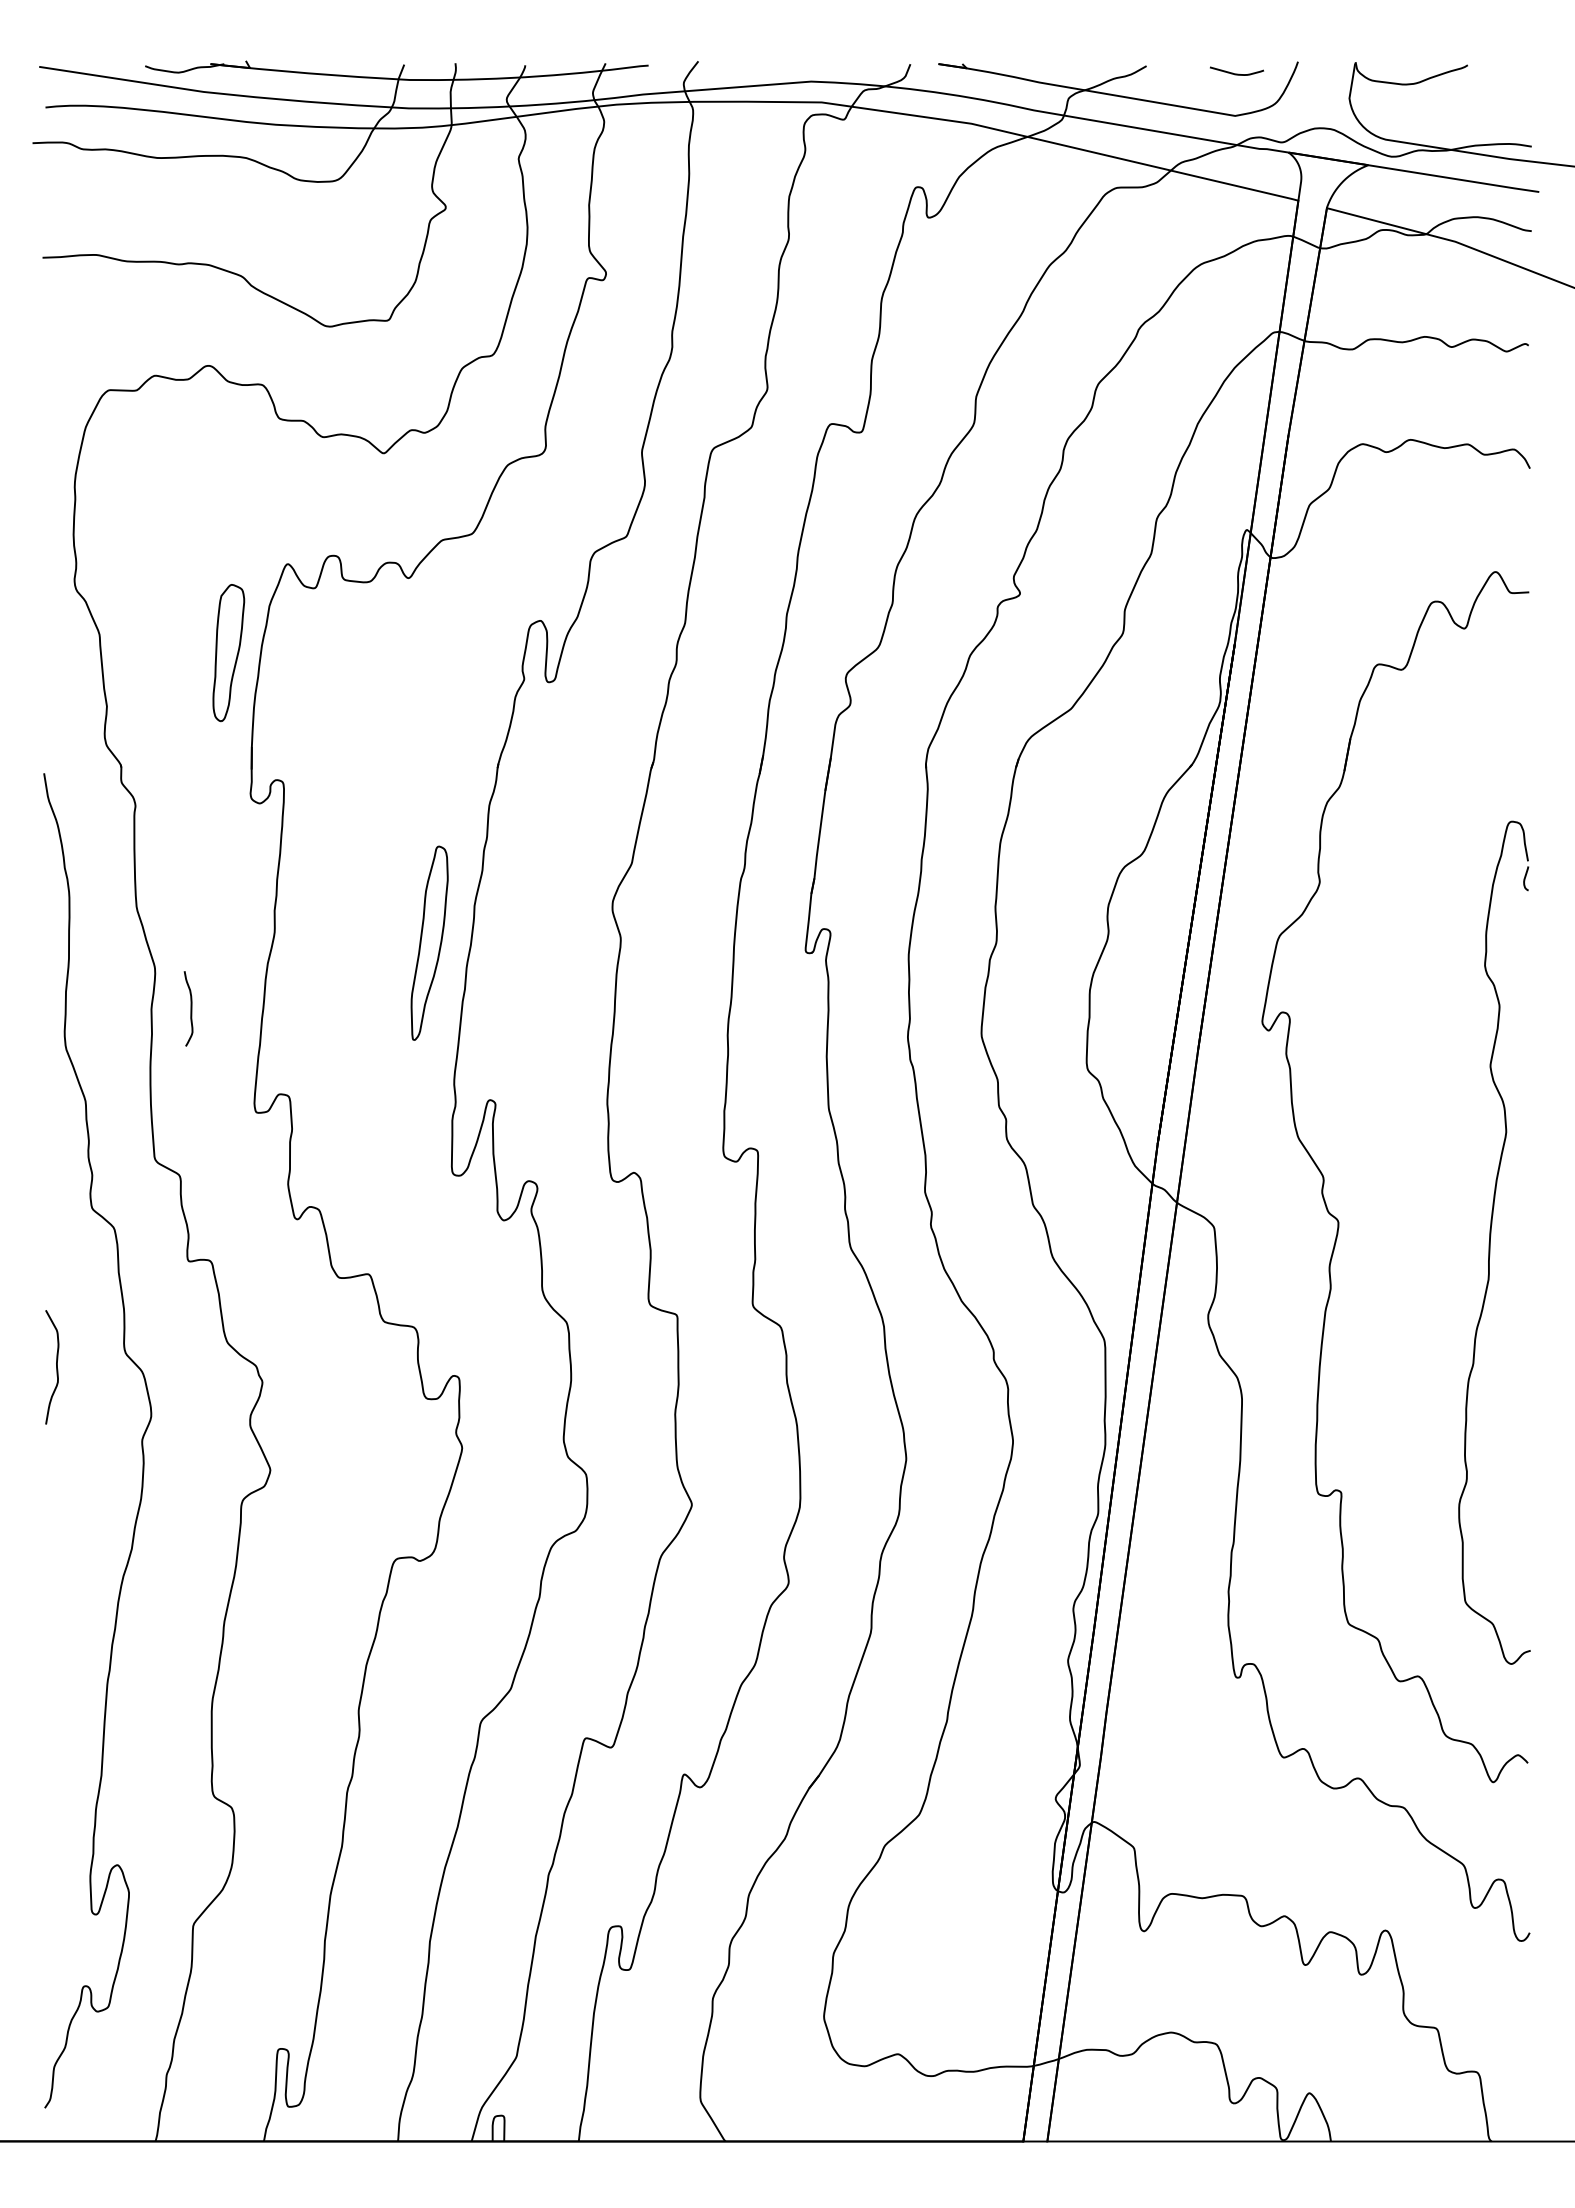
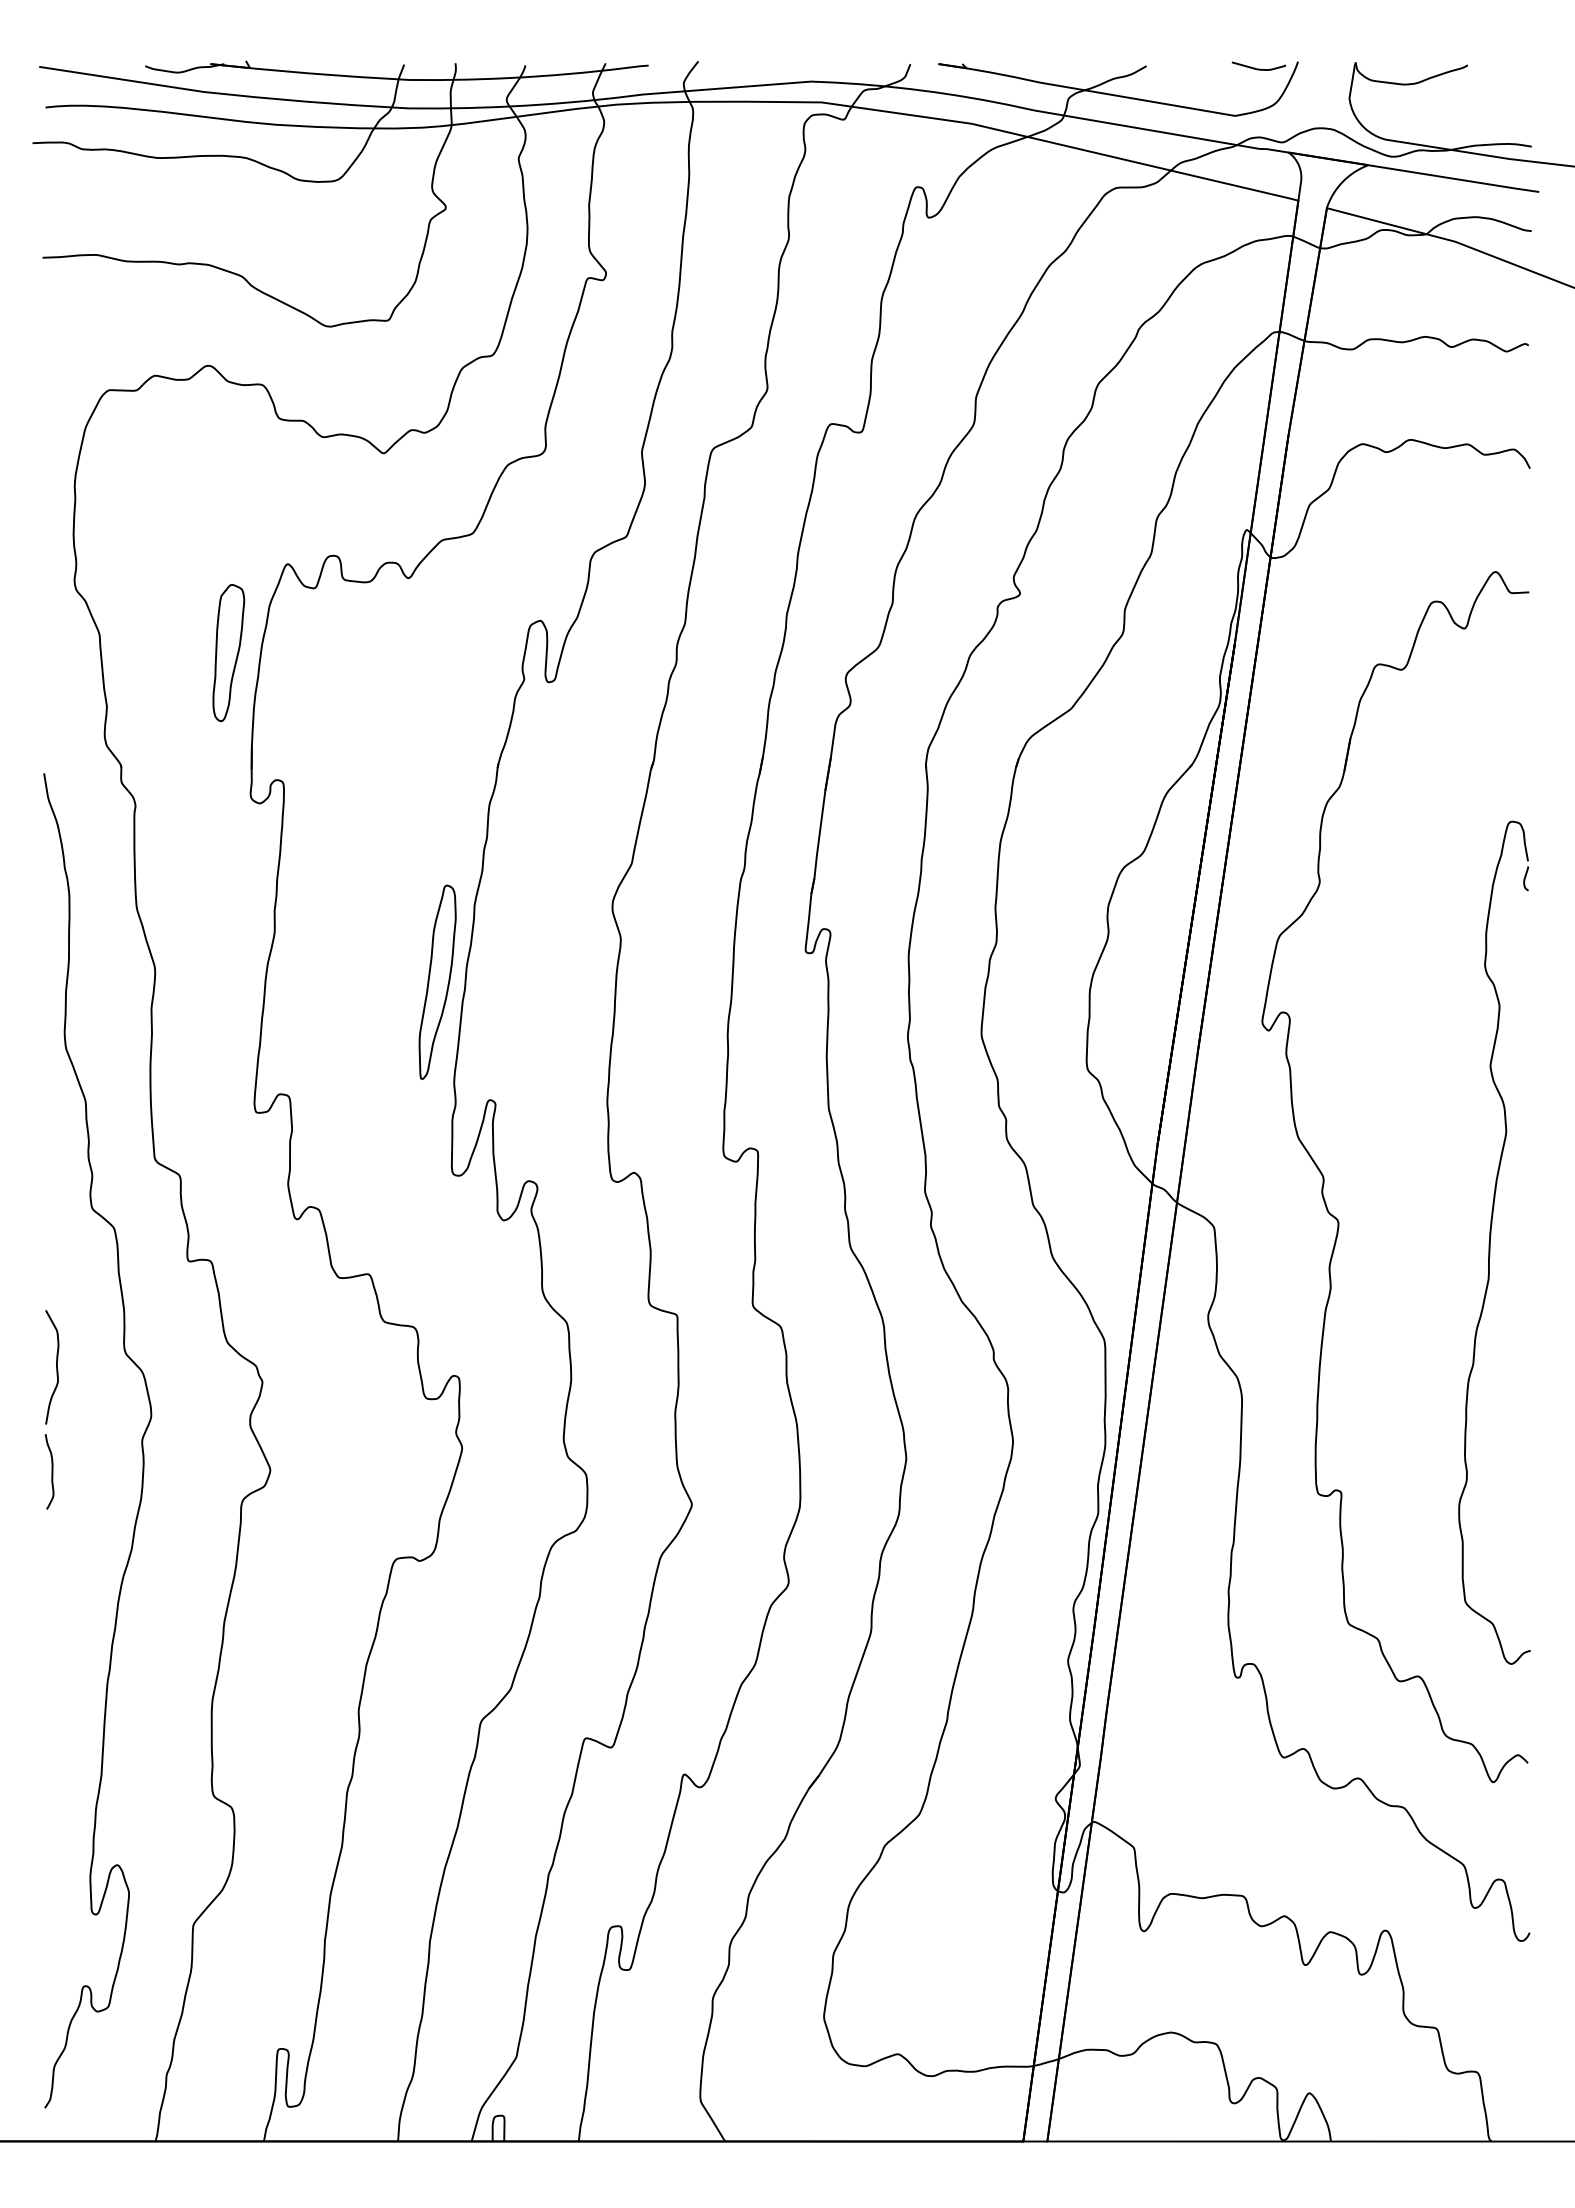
curve position: (1237, 73) -> (1259, 68) (1259, 68)
part position: (429, 942) -> (437, 981) (437, 981)
curve position: (190, 1008) -> (51, 1471) (51, 1471)
